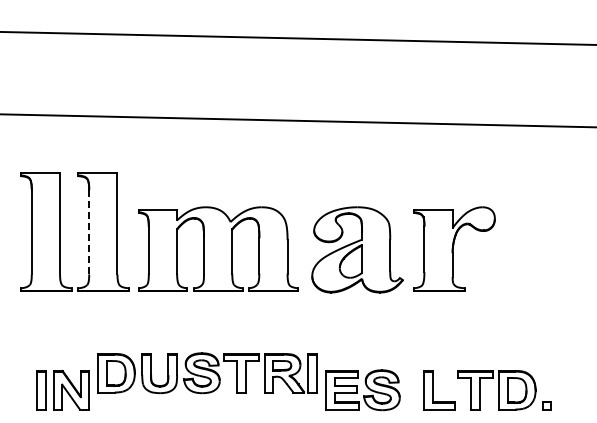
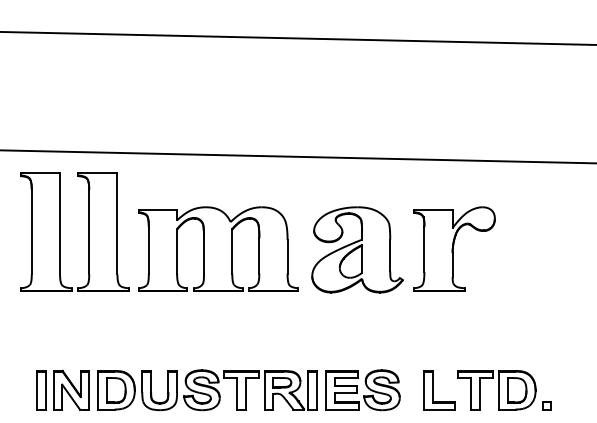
line position: (297, 120) -> (297, 156) (297, 156)
line: dashed -> solid (89, 231)
part position: (207, 373) -> (207, 390) (207, 390)
